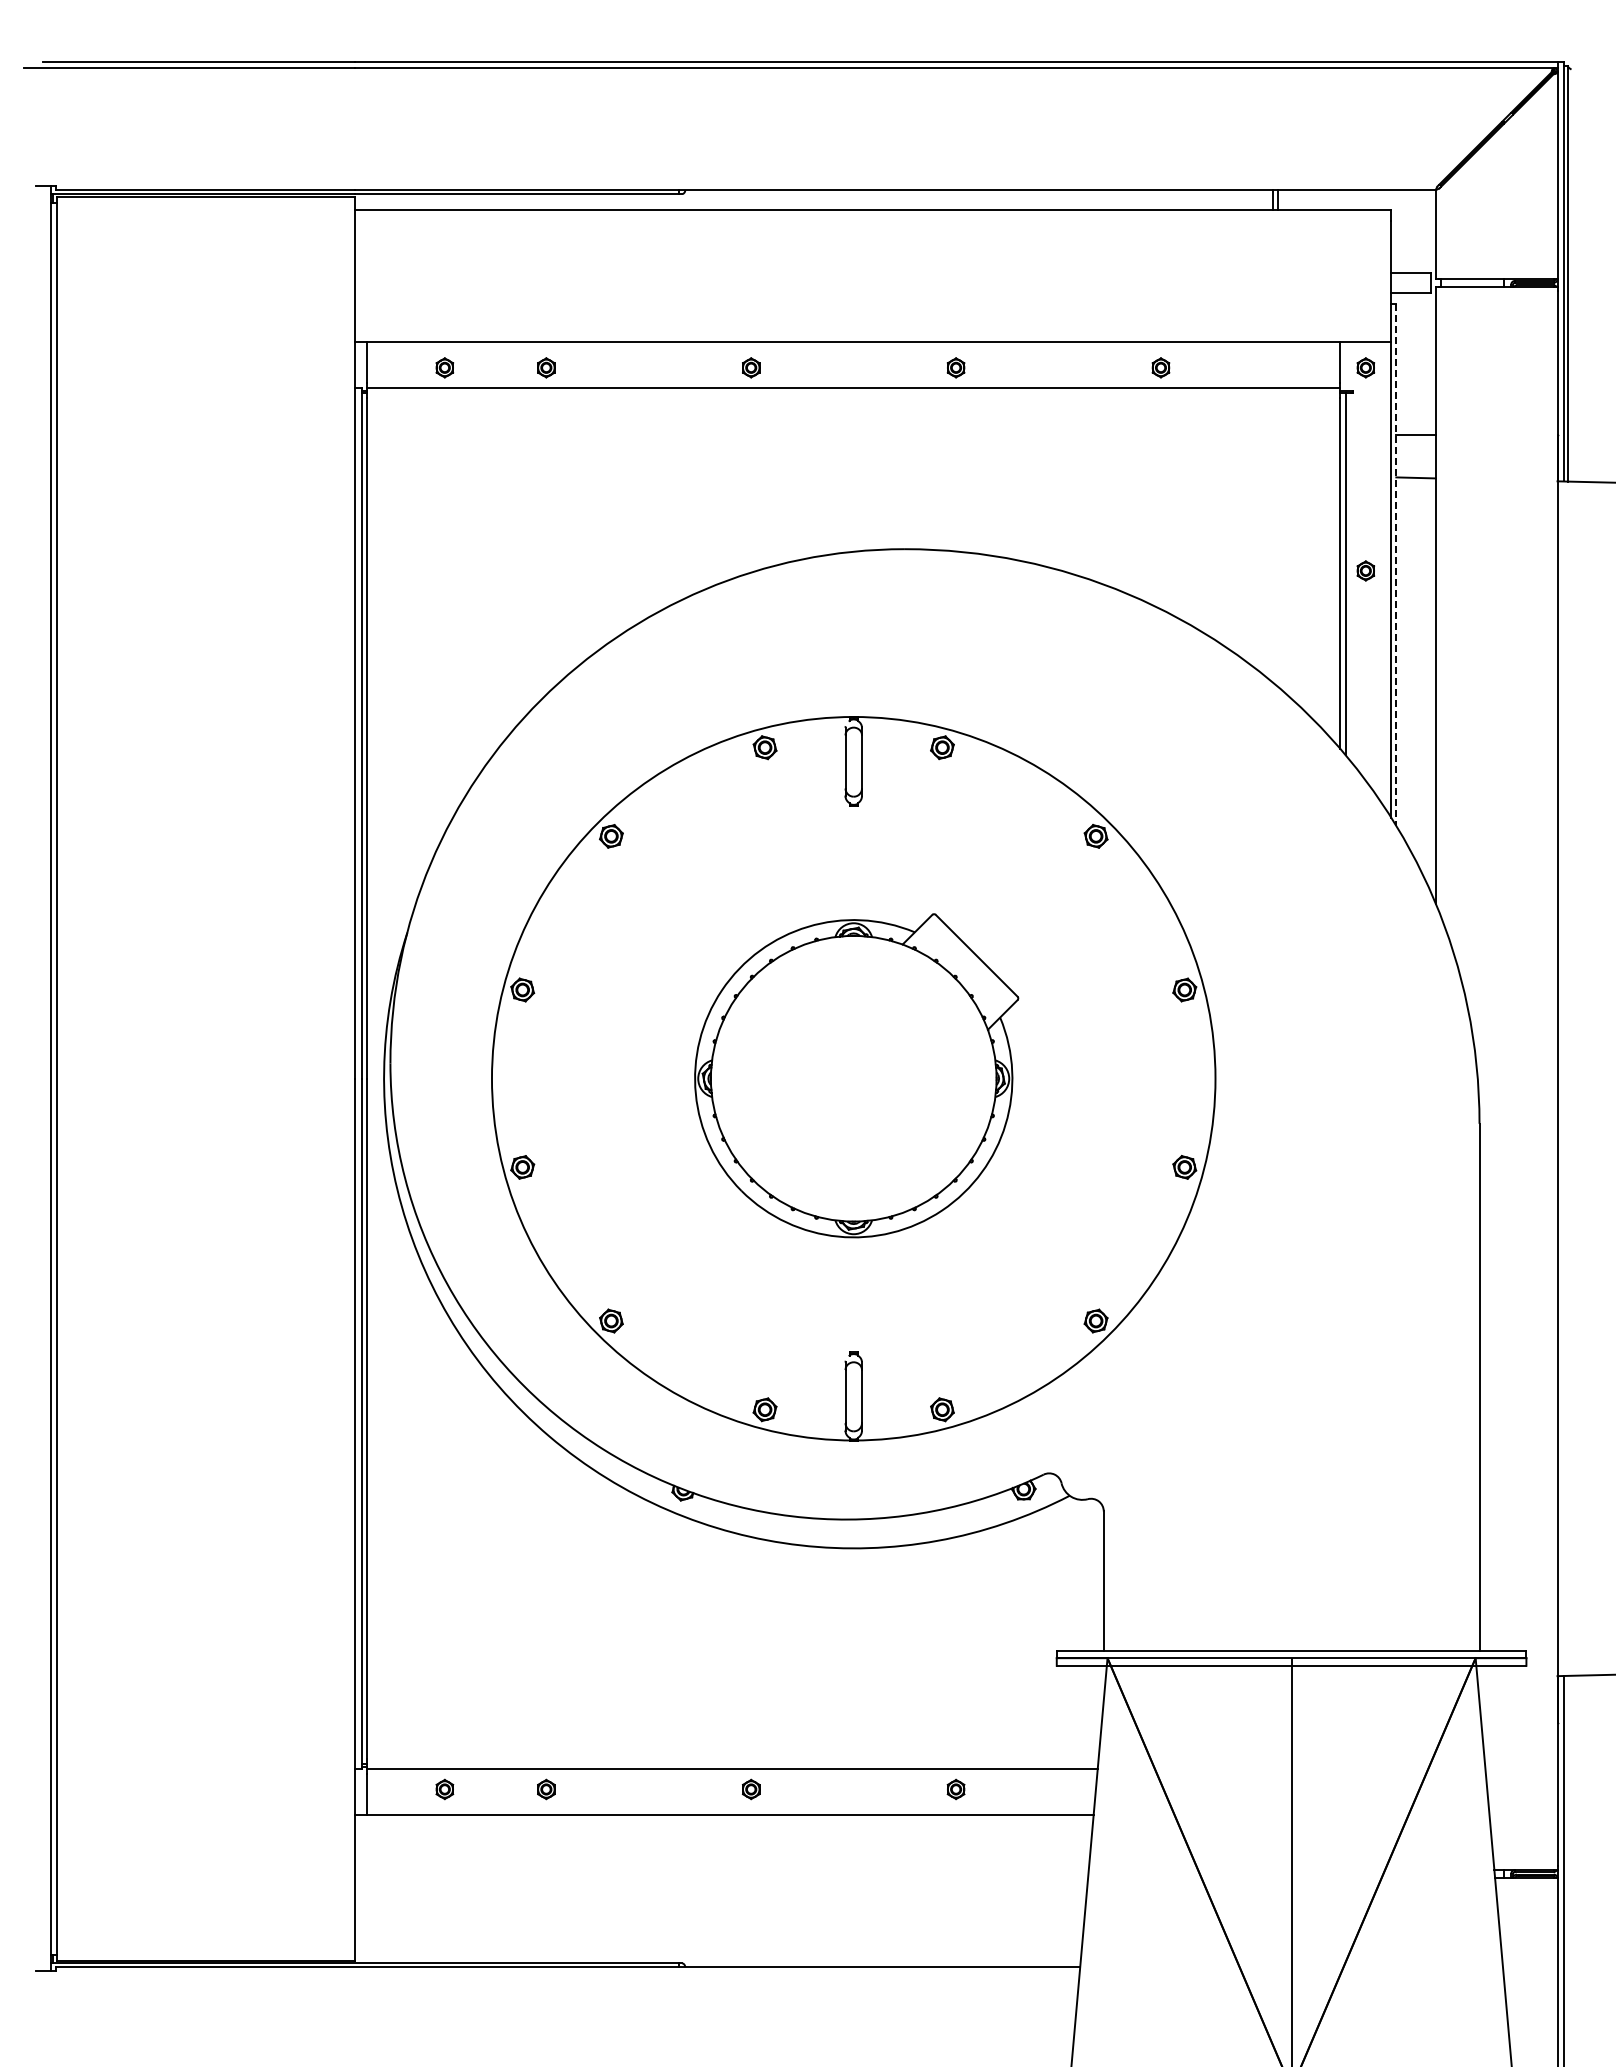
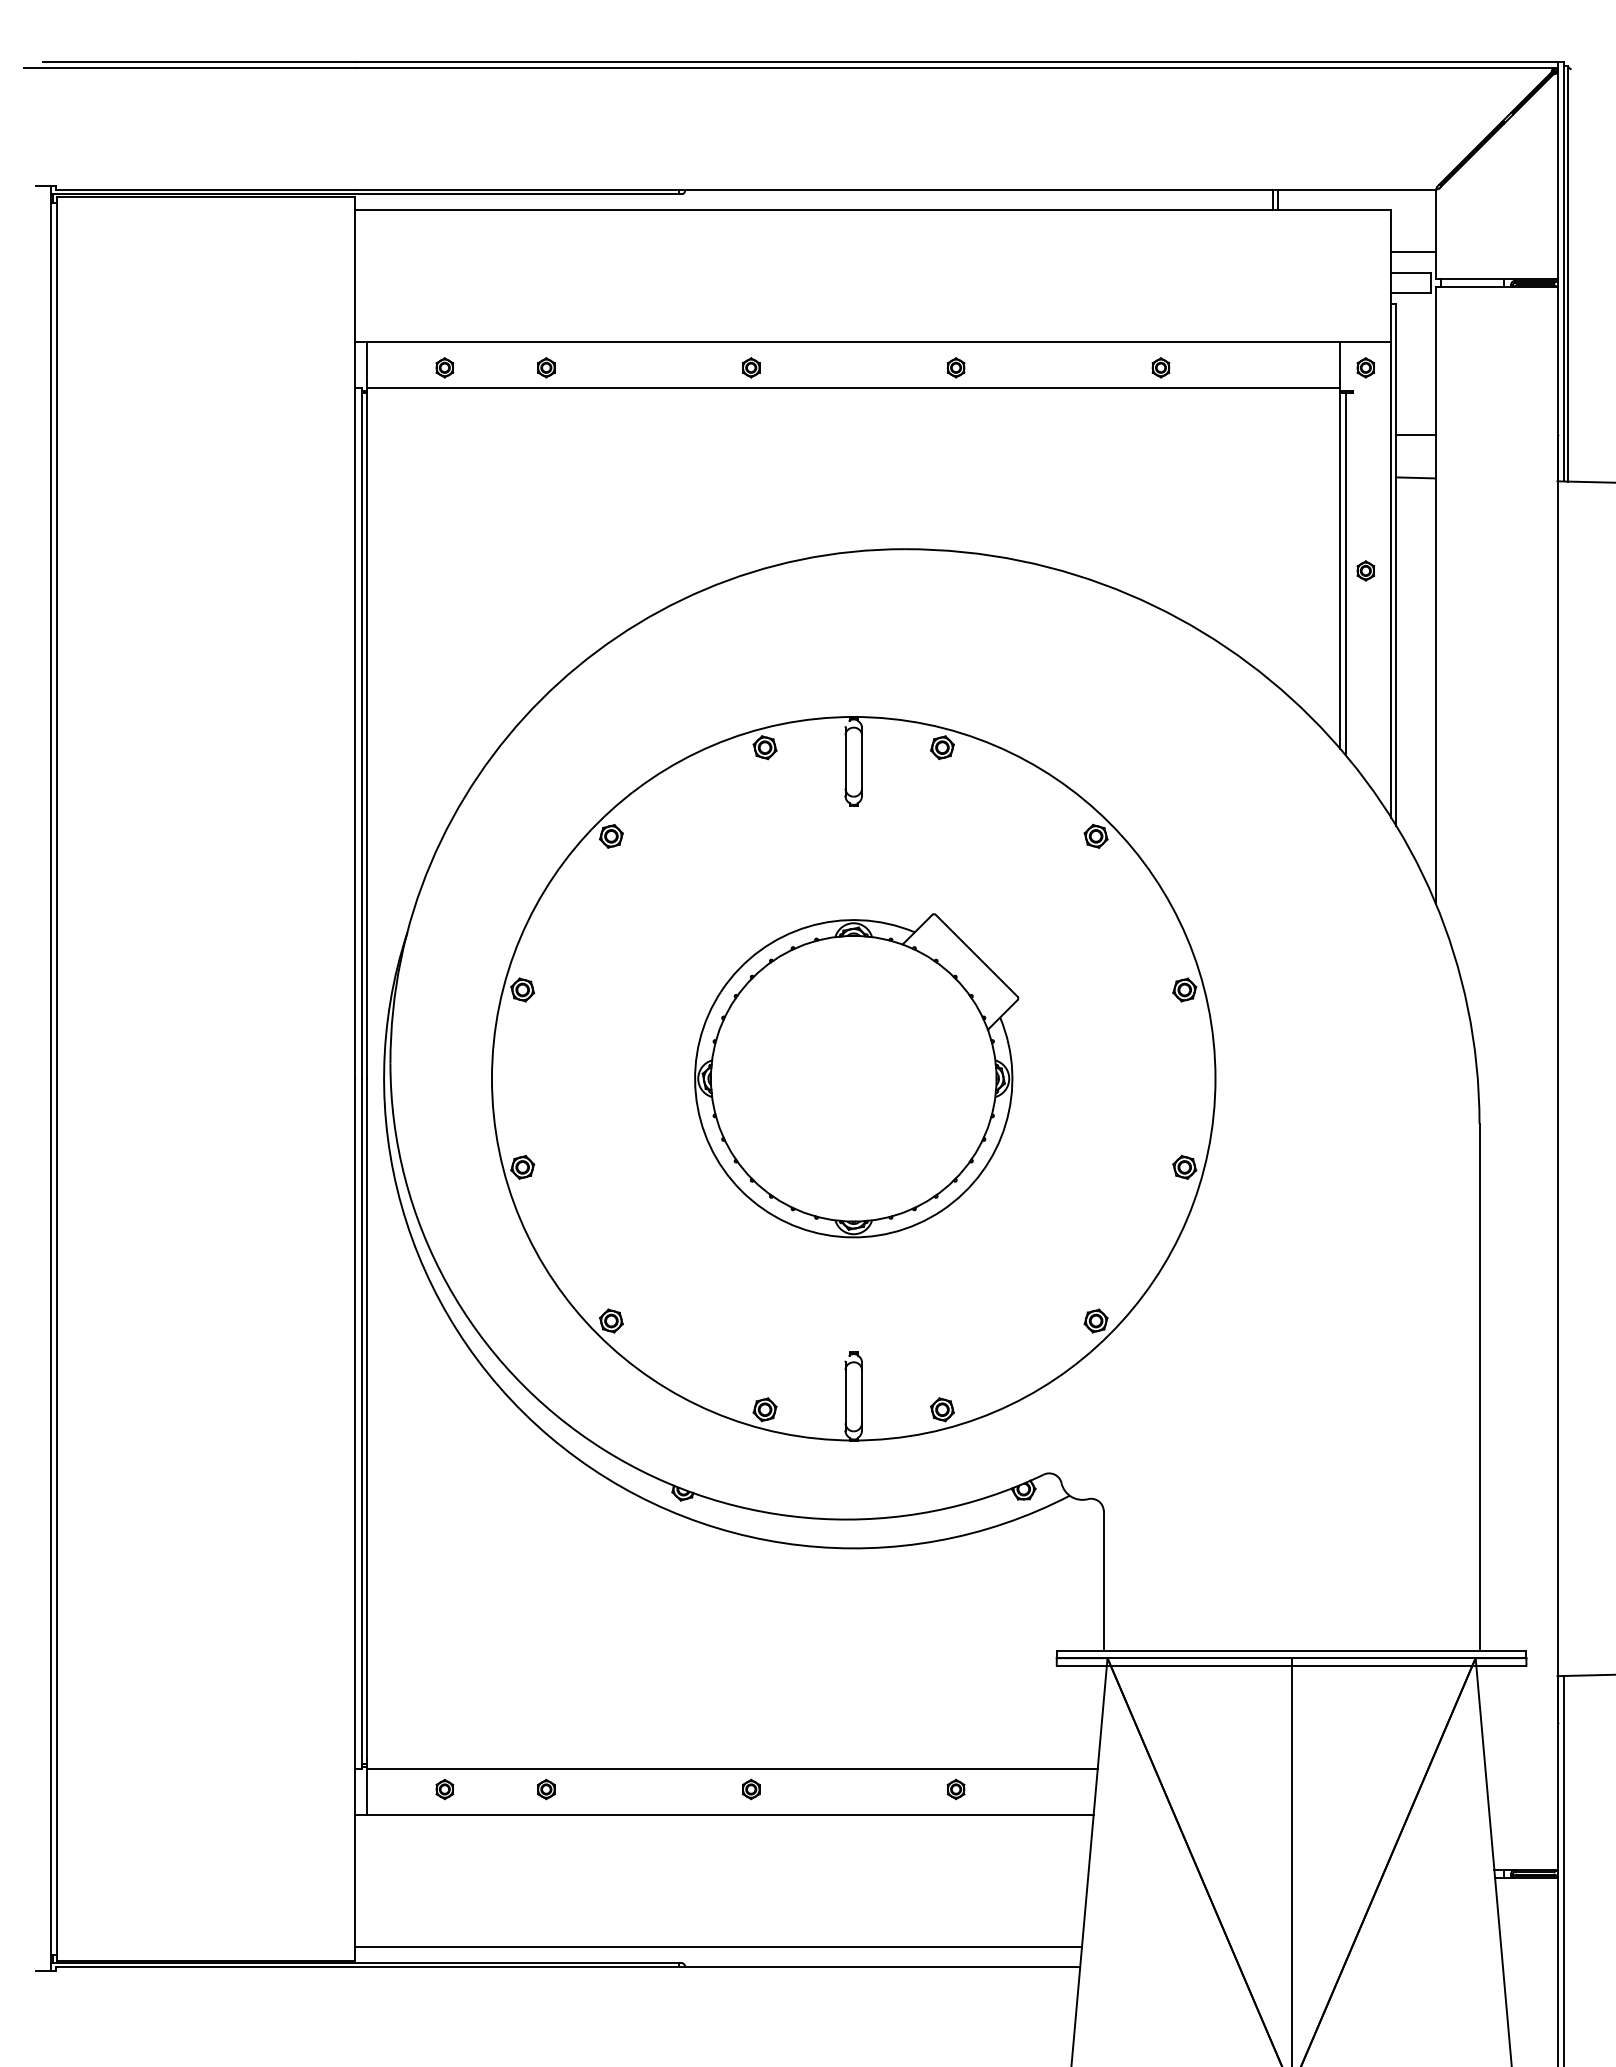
line: none -> present (1413, 252)
line: dashed -> solid (1396, 565)
line: none -> present (718, 1946)
